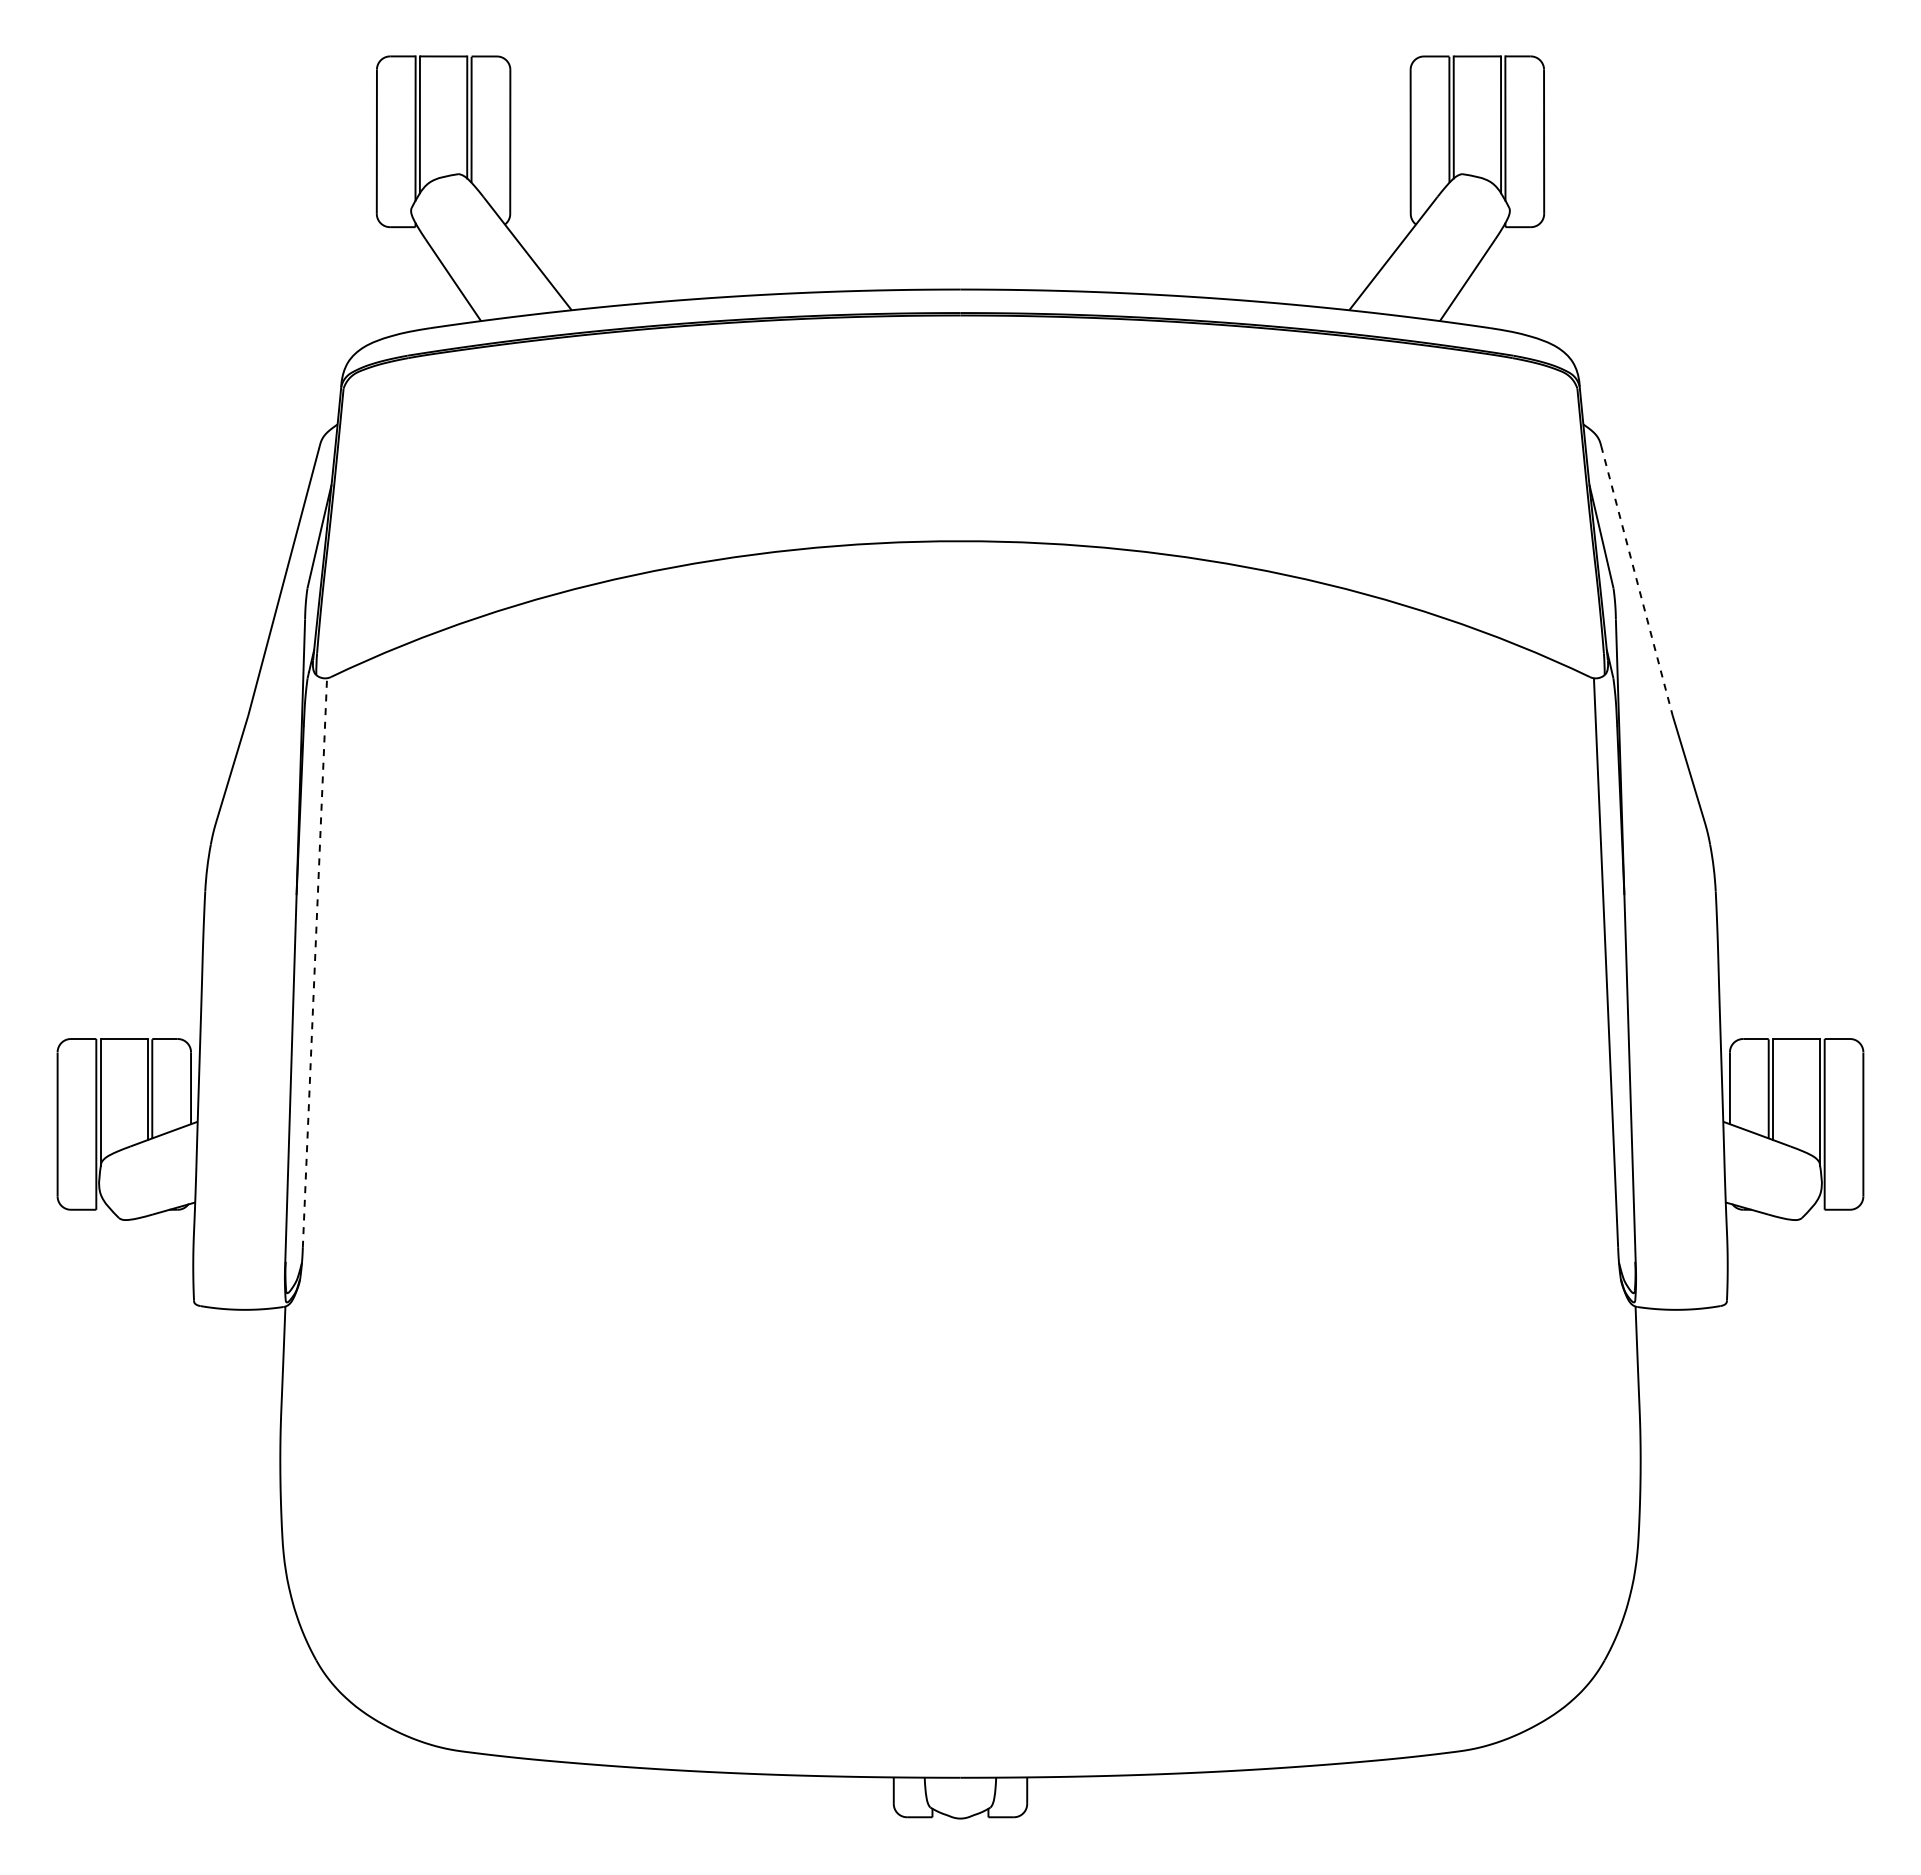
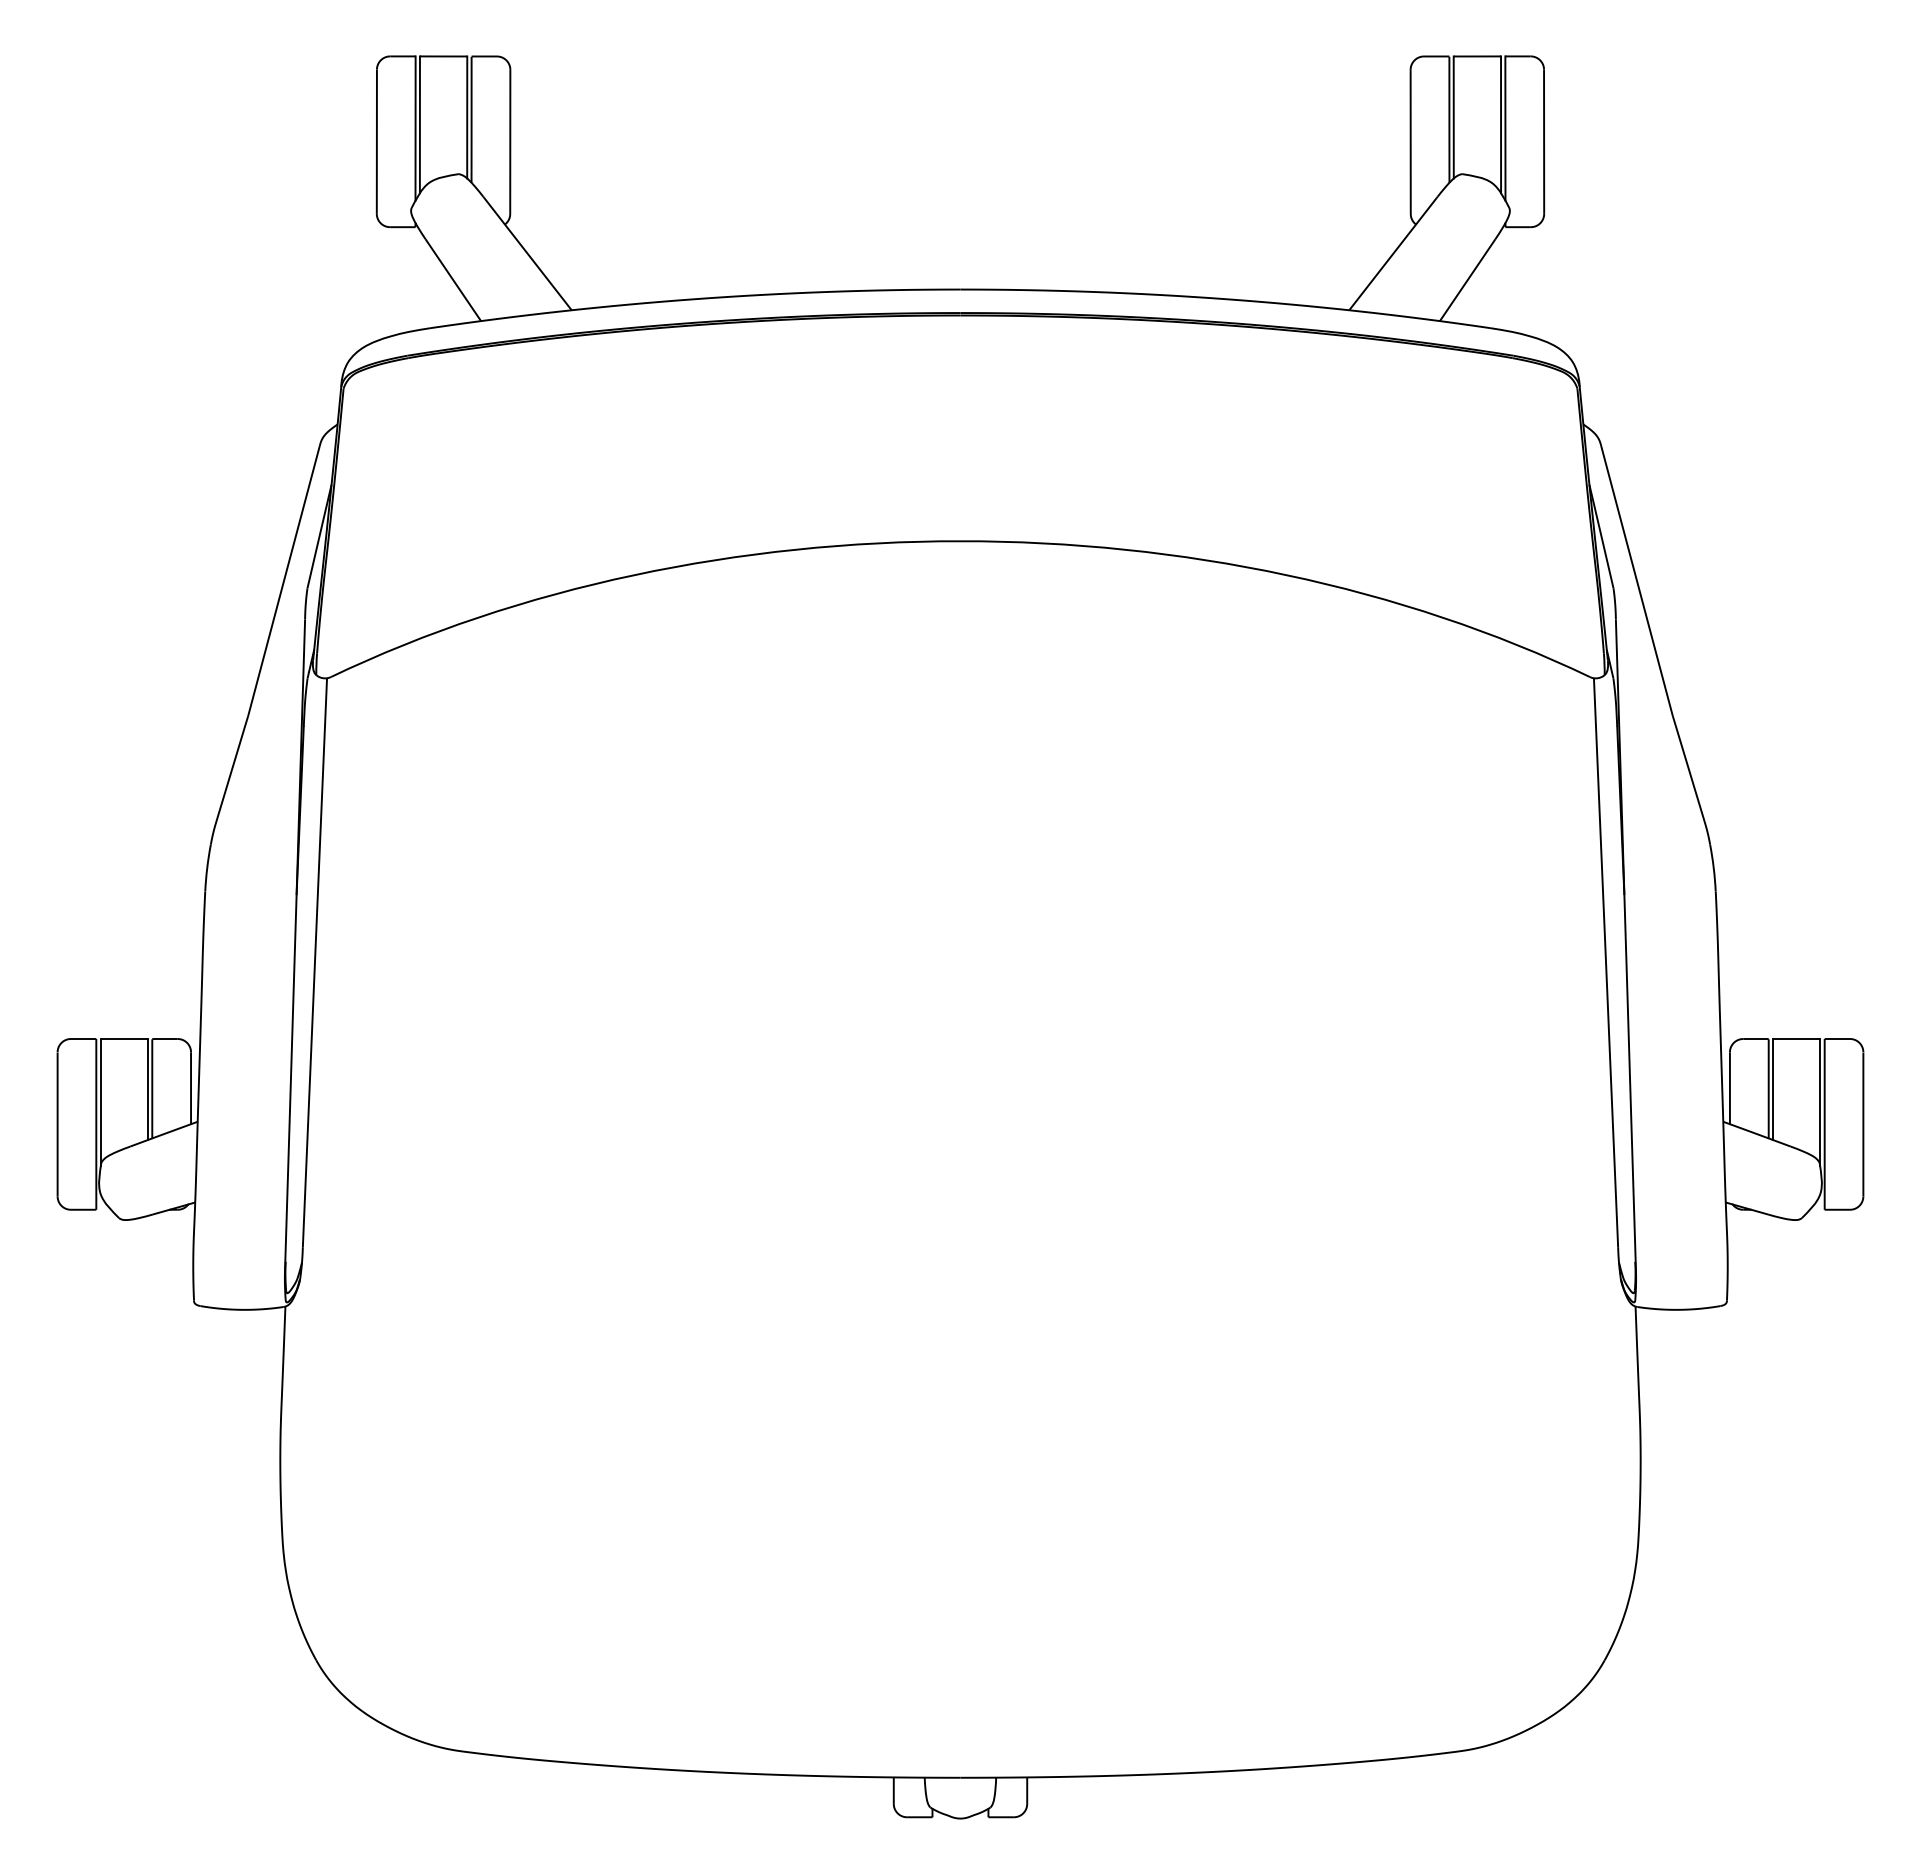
line: dashed -> solid (1637, 581)
line: dashed -> solid (314, 962)
